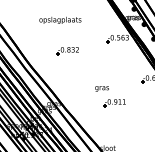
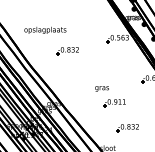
text position: (60, 19) -> (45, 29) (45, 29)
part: none -> present (127, 128)
